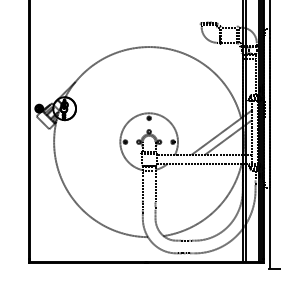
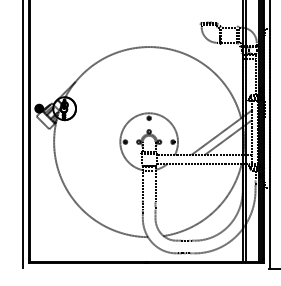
line: none -> present (22, 135)
